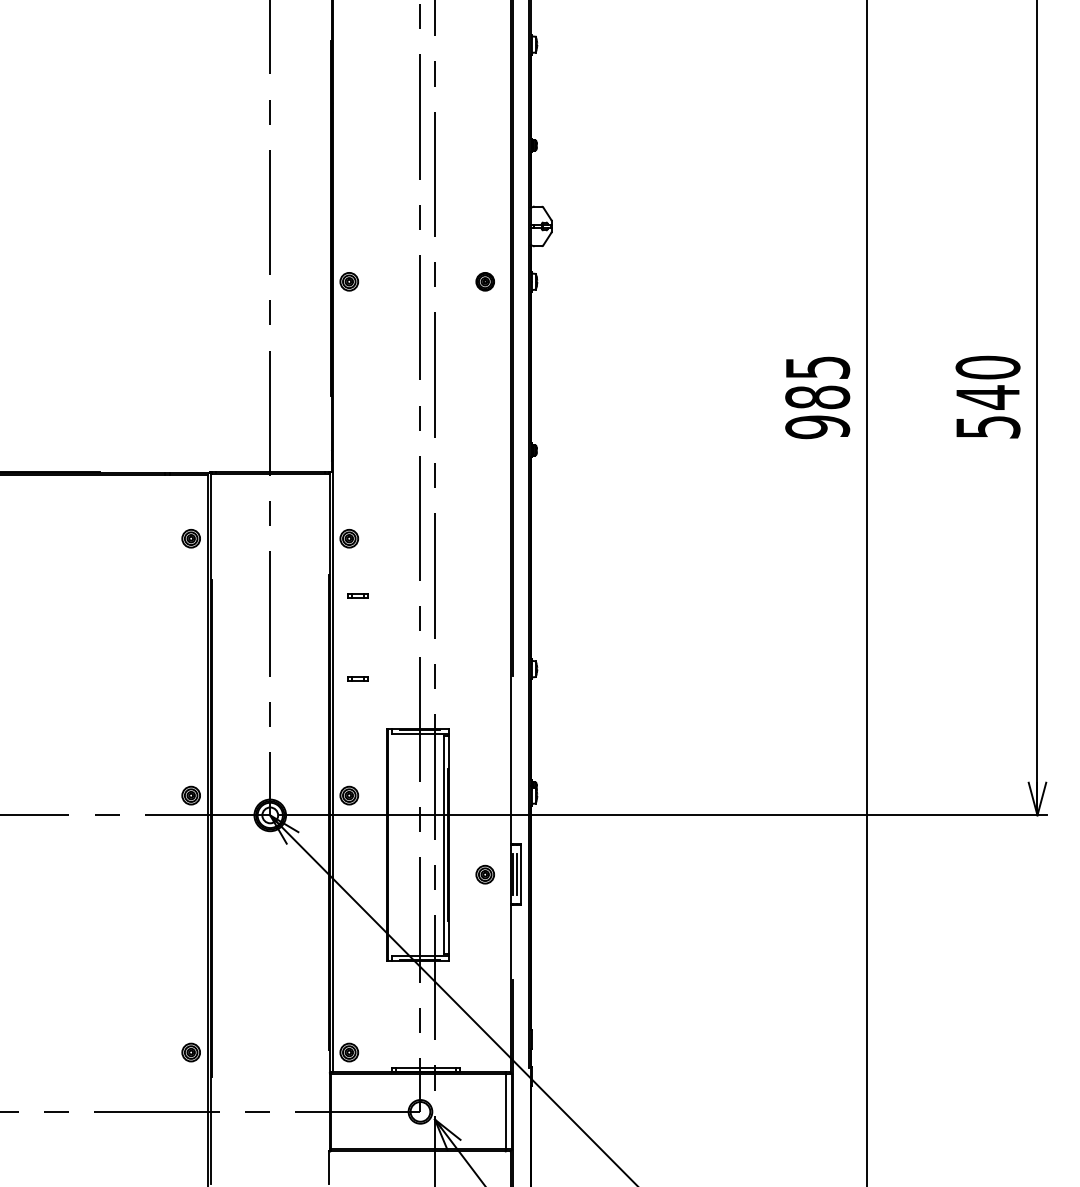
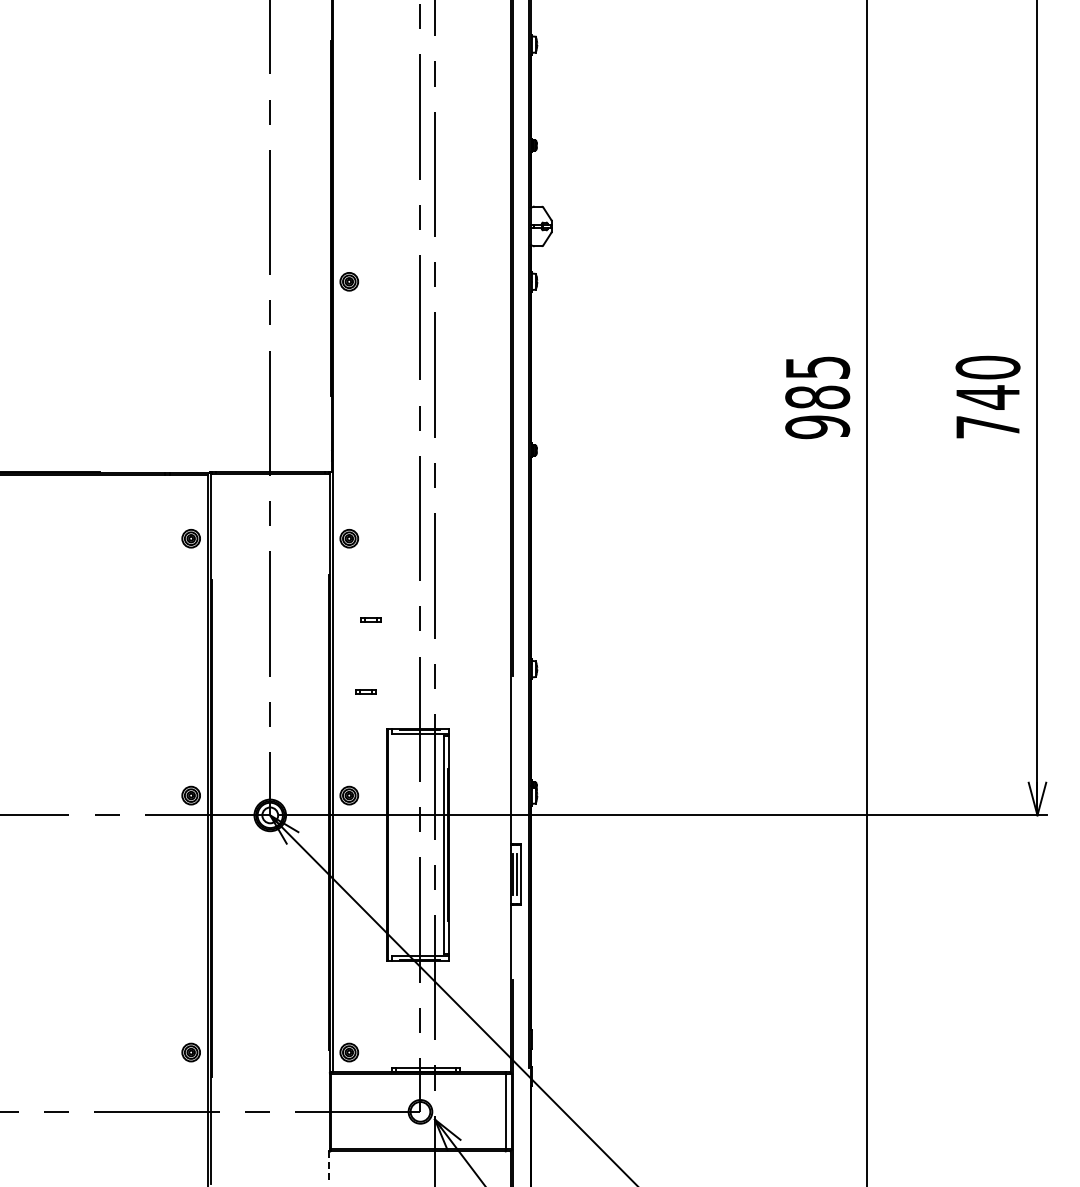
part: present -> none (484, 281)
text: 540 -> 740 (988, 427)
part position: (357, 595) -> (370, 619) (370, 619)
part position: (357, 678) -> (365, 691) (365, 691)
part: present -> none (484, 874)
line: solid -> dashed (328, 1168)
